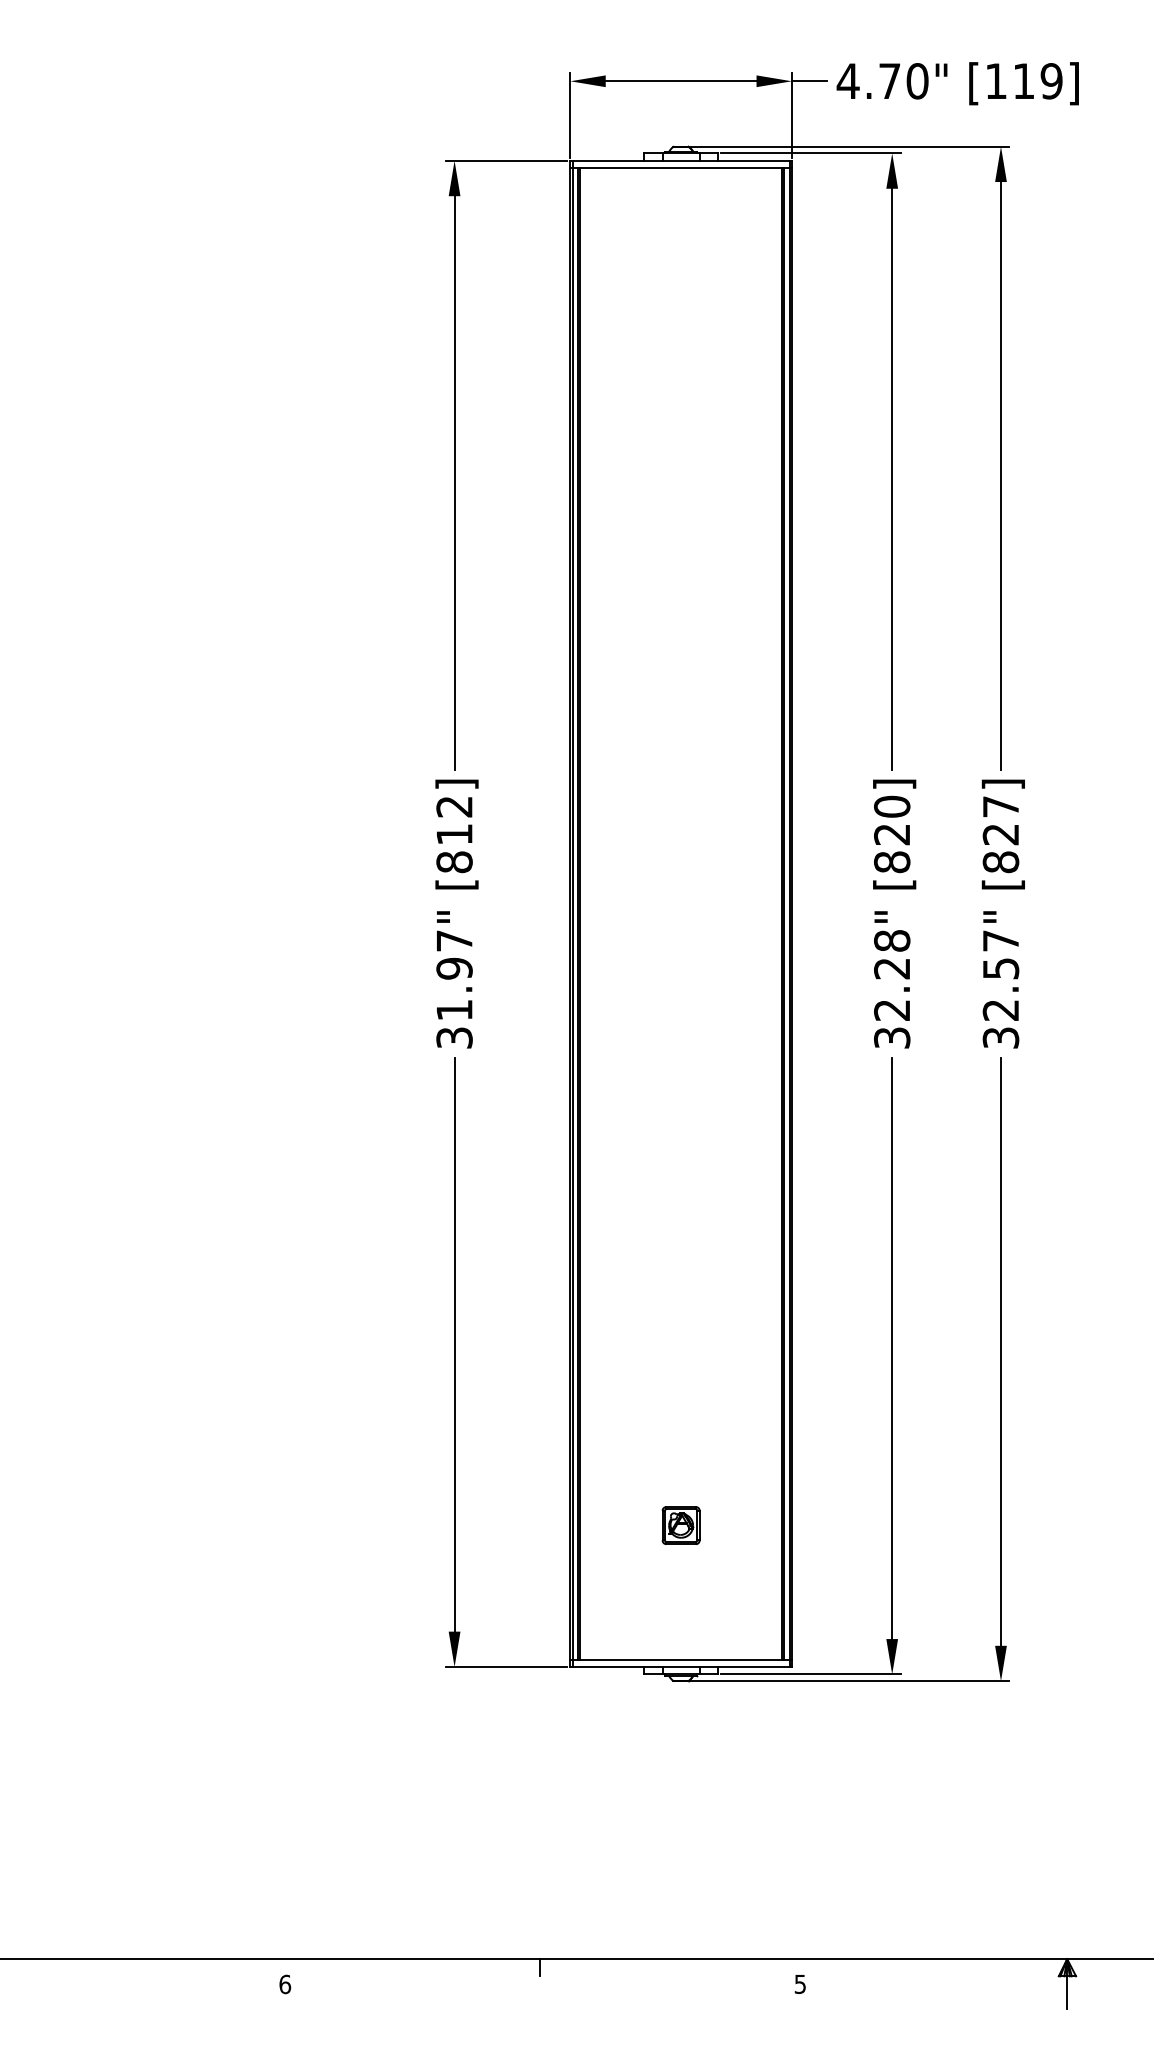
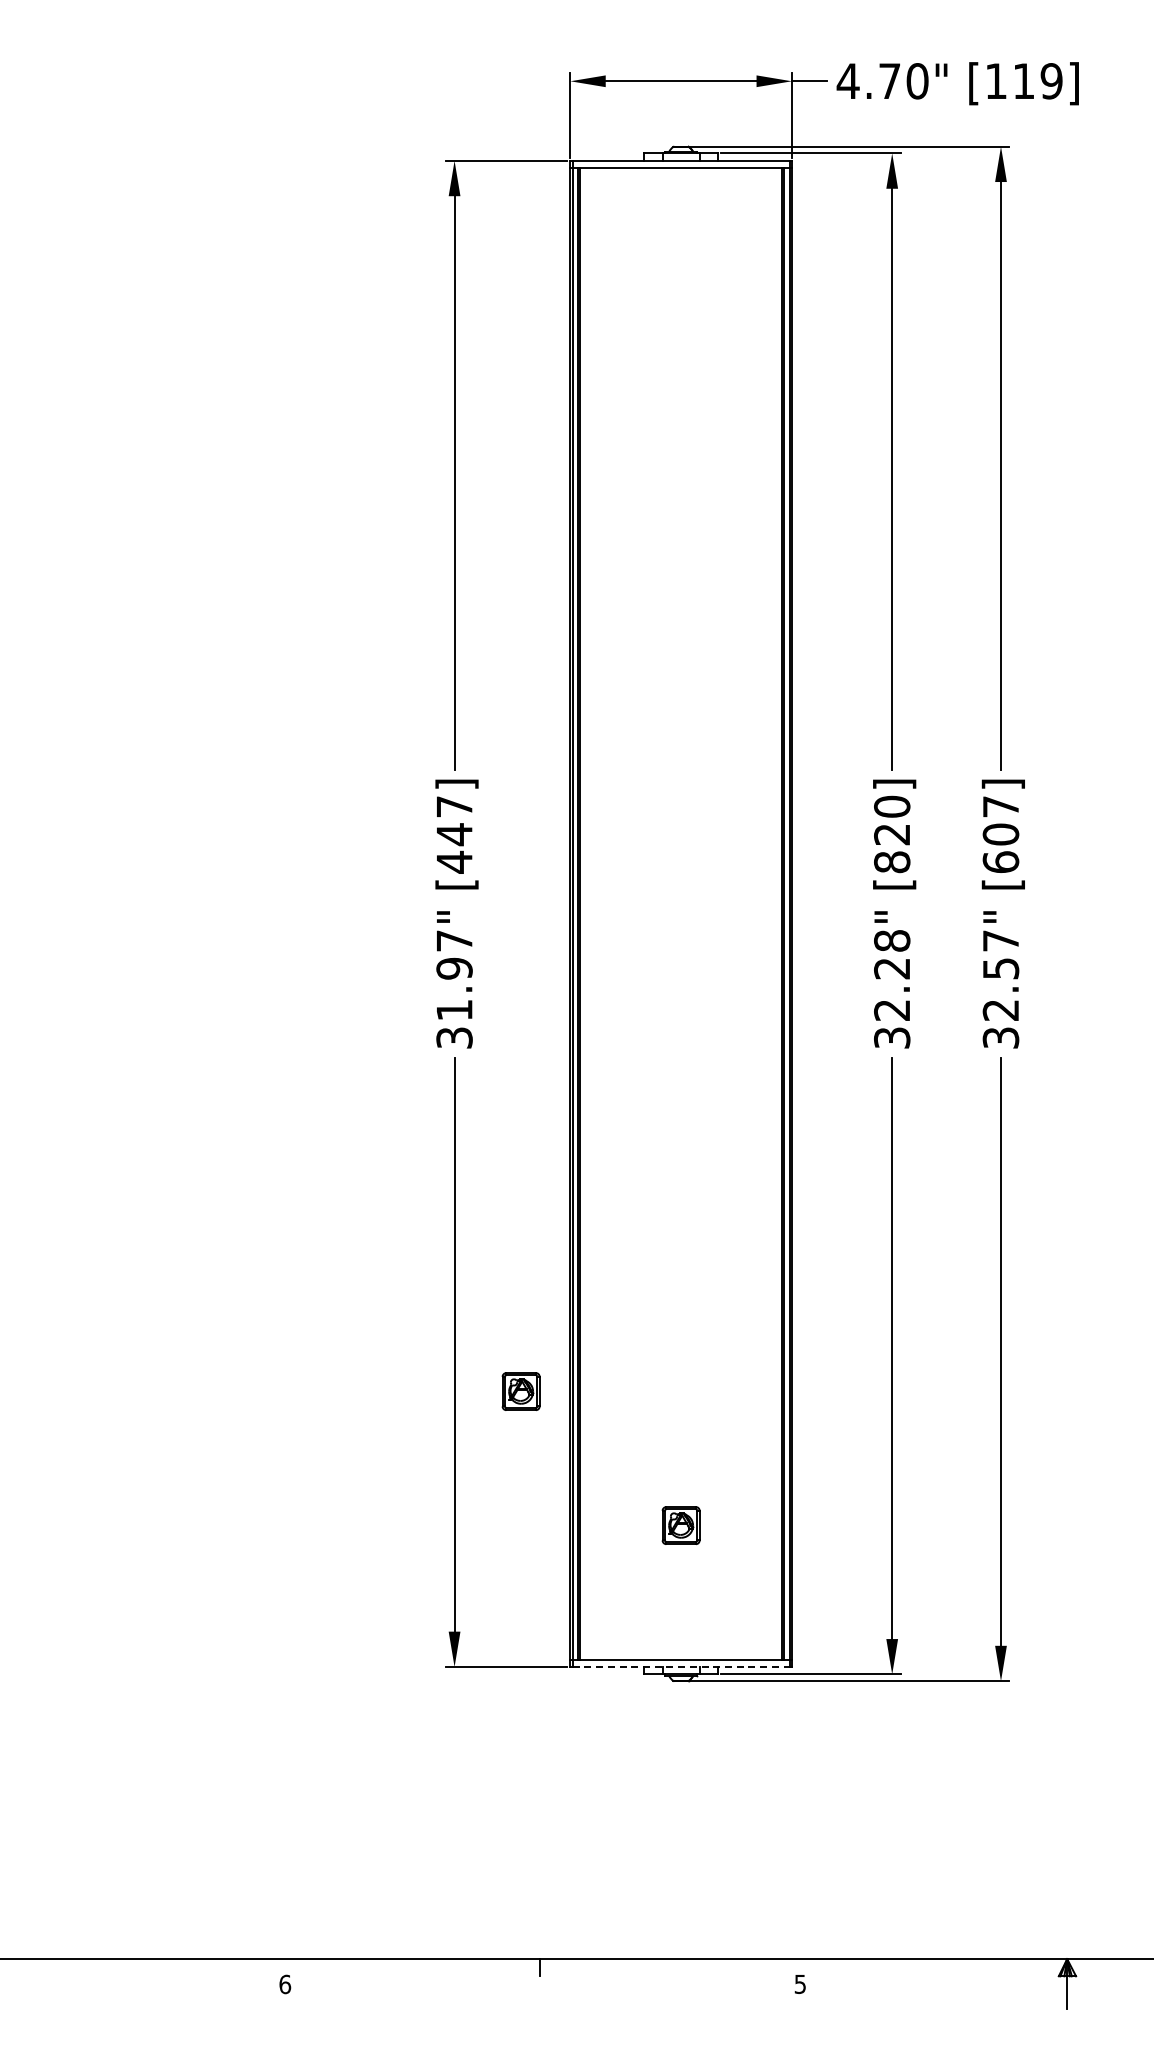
text: [812] -> [447] (454, 834)
text: [827] -> [607] (1000, 848)
part: none -> present (520, 1391)
line: solid -> dashed (681, 1666)
